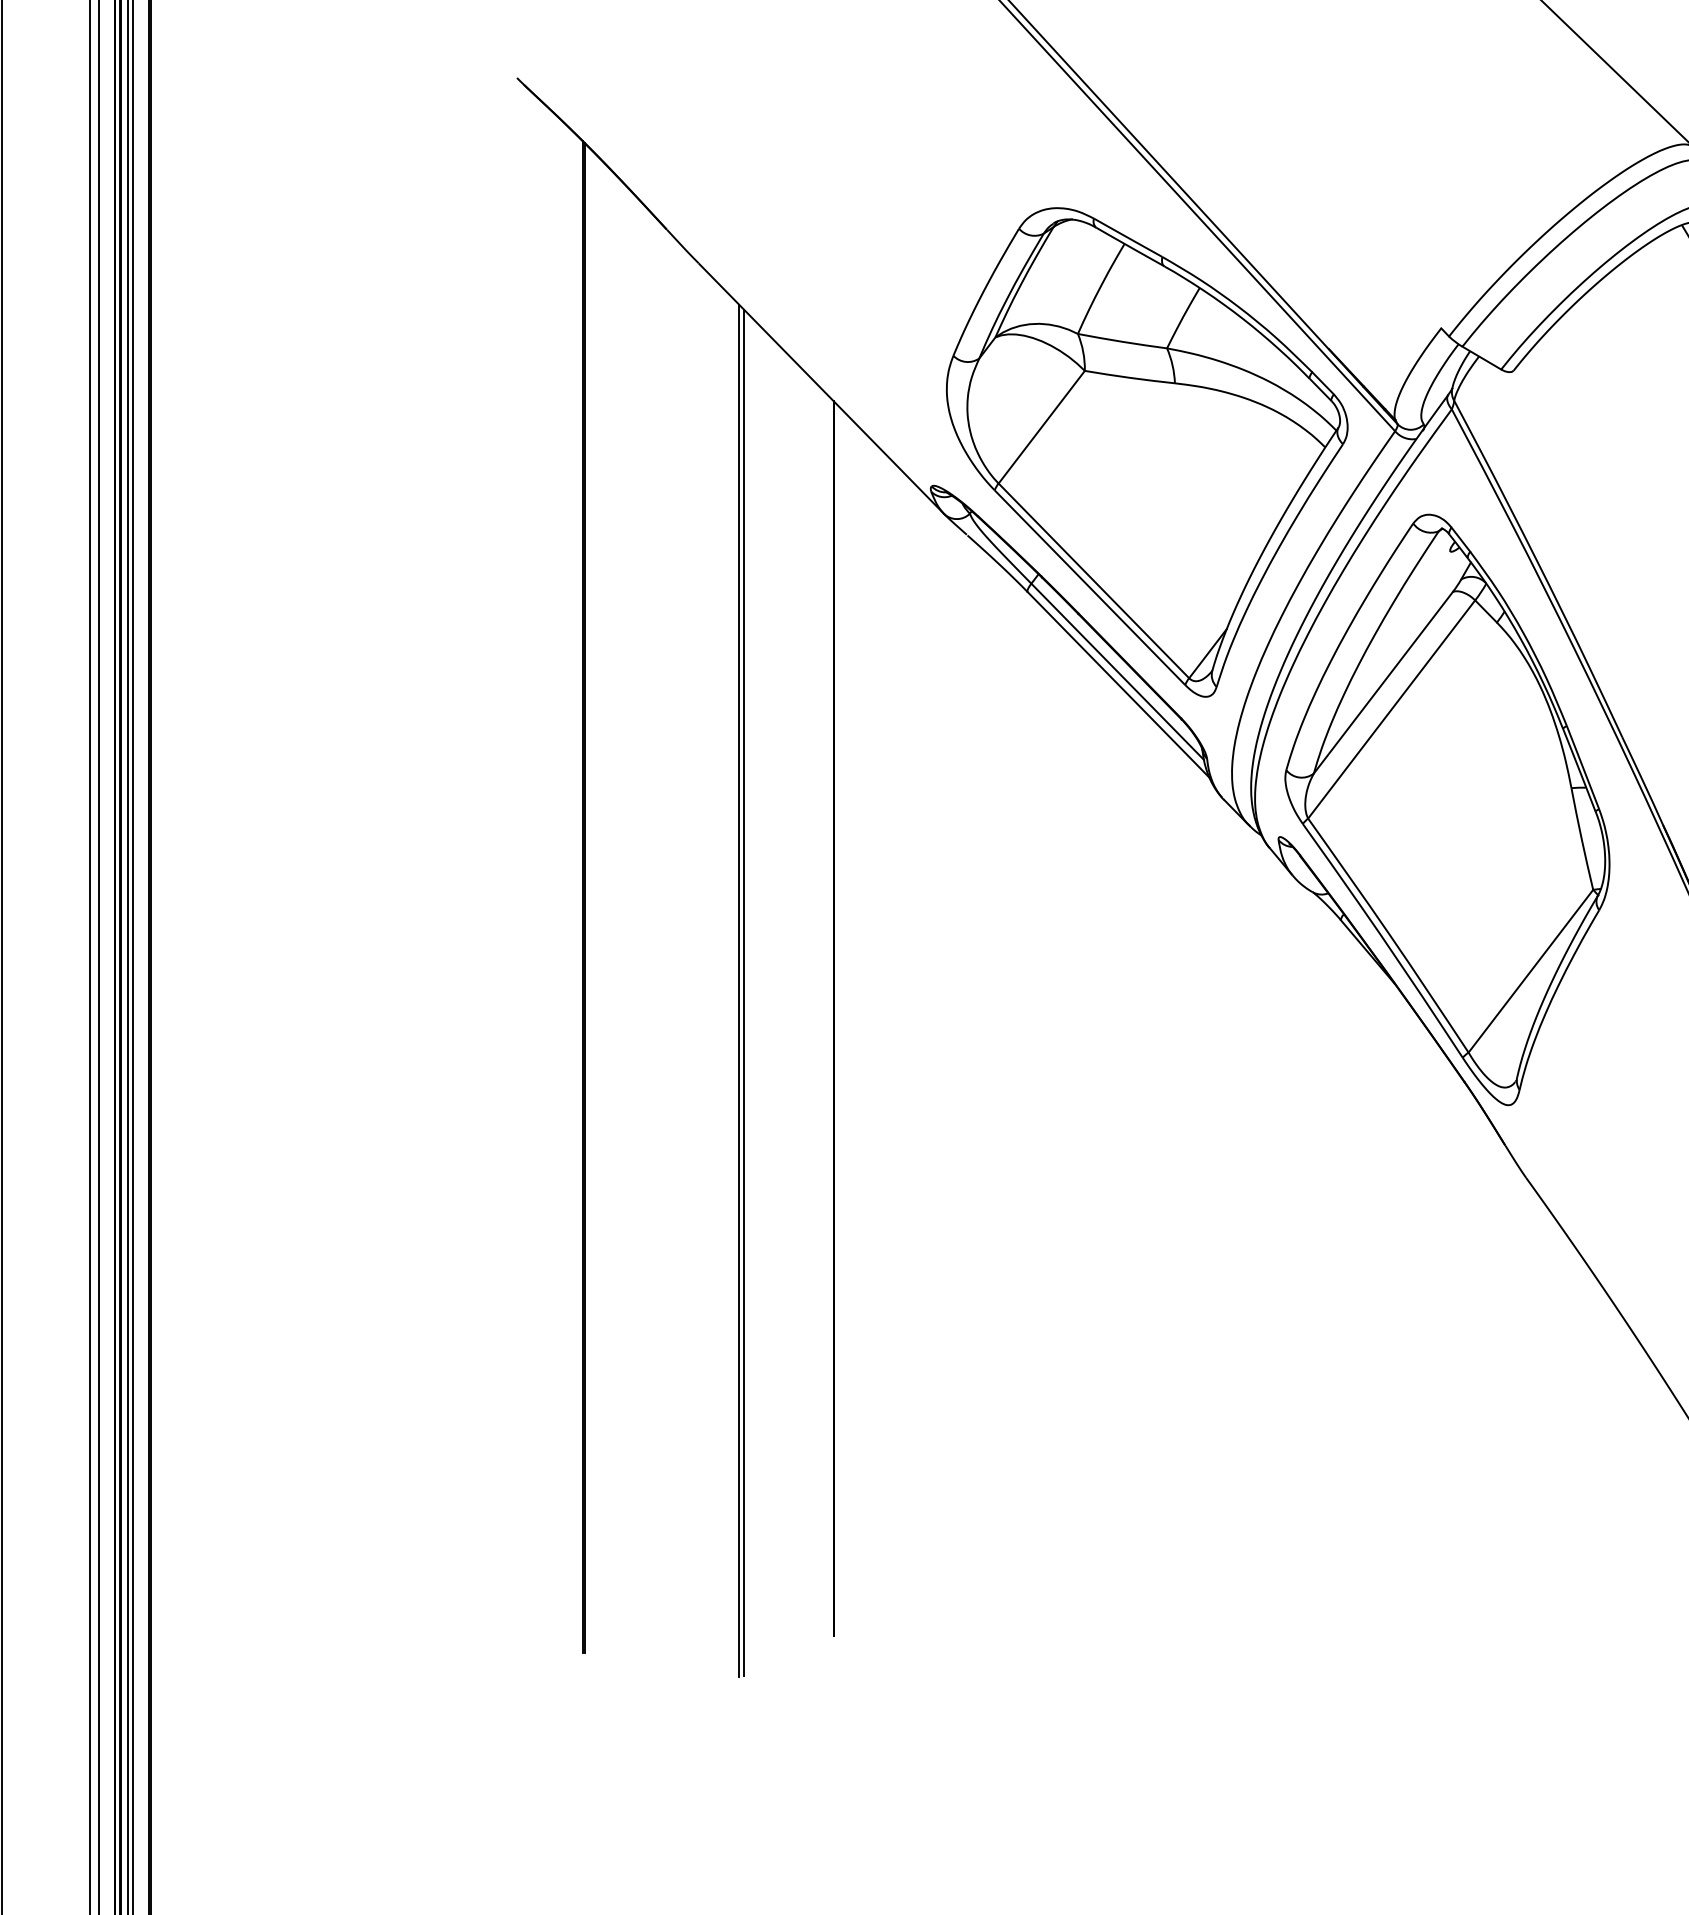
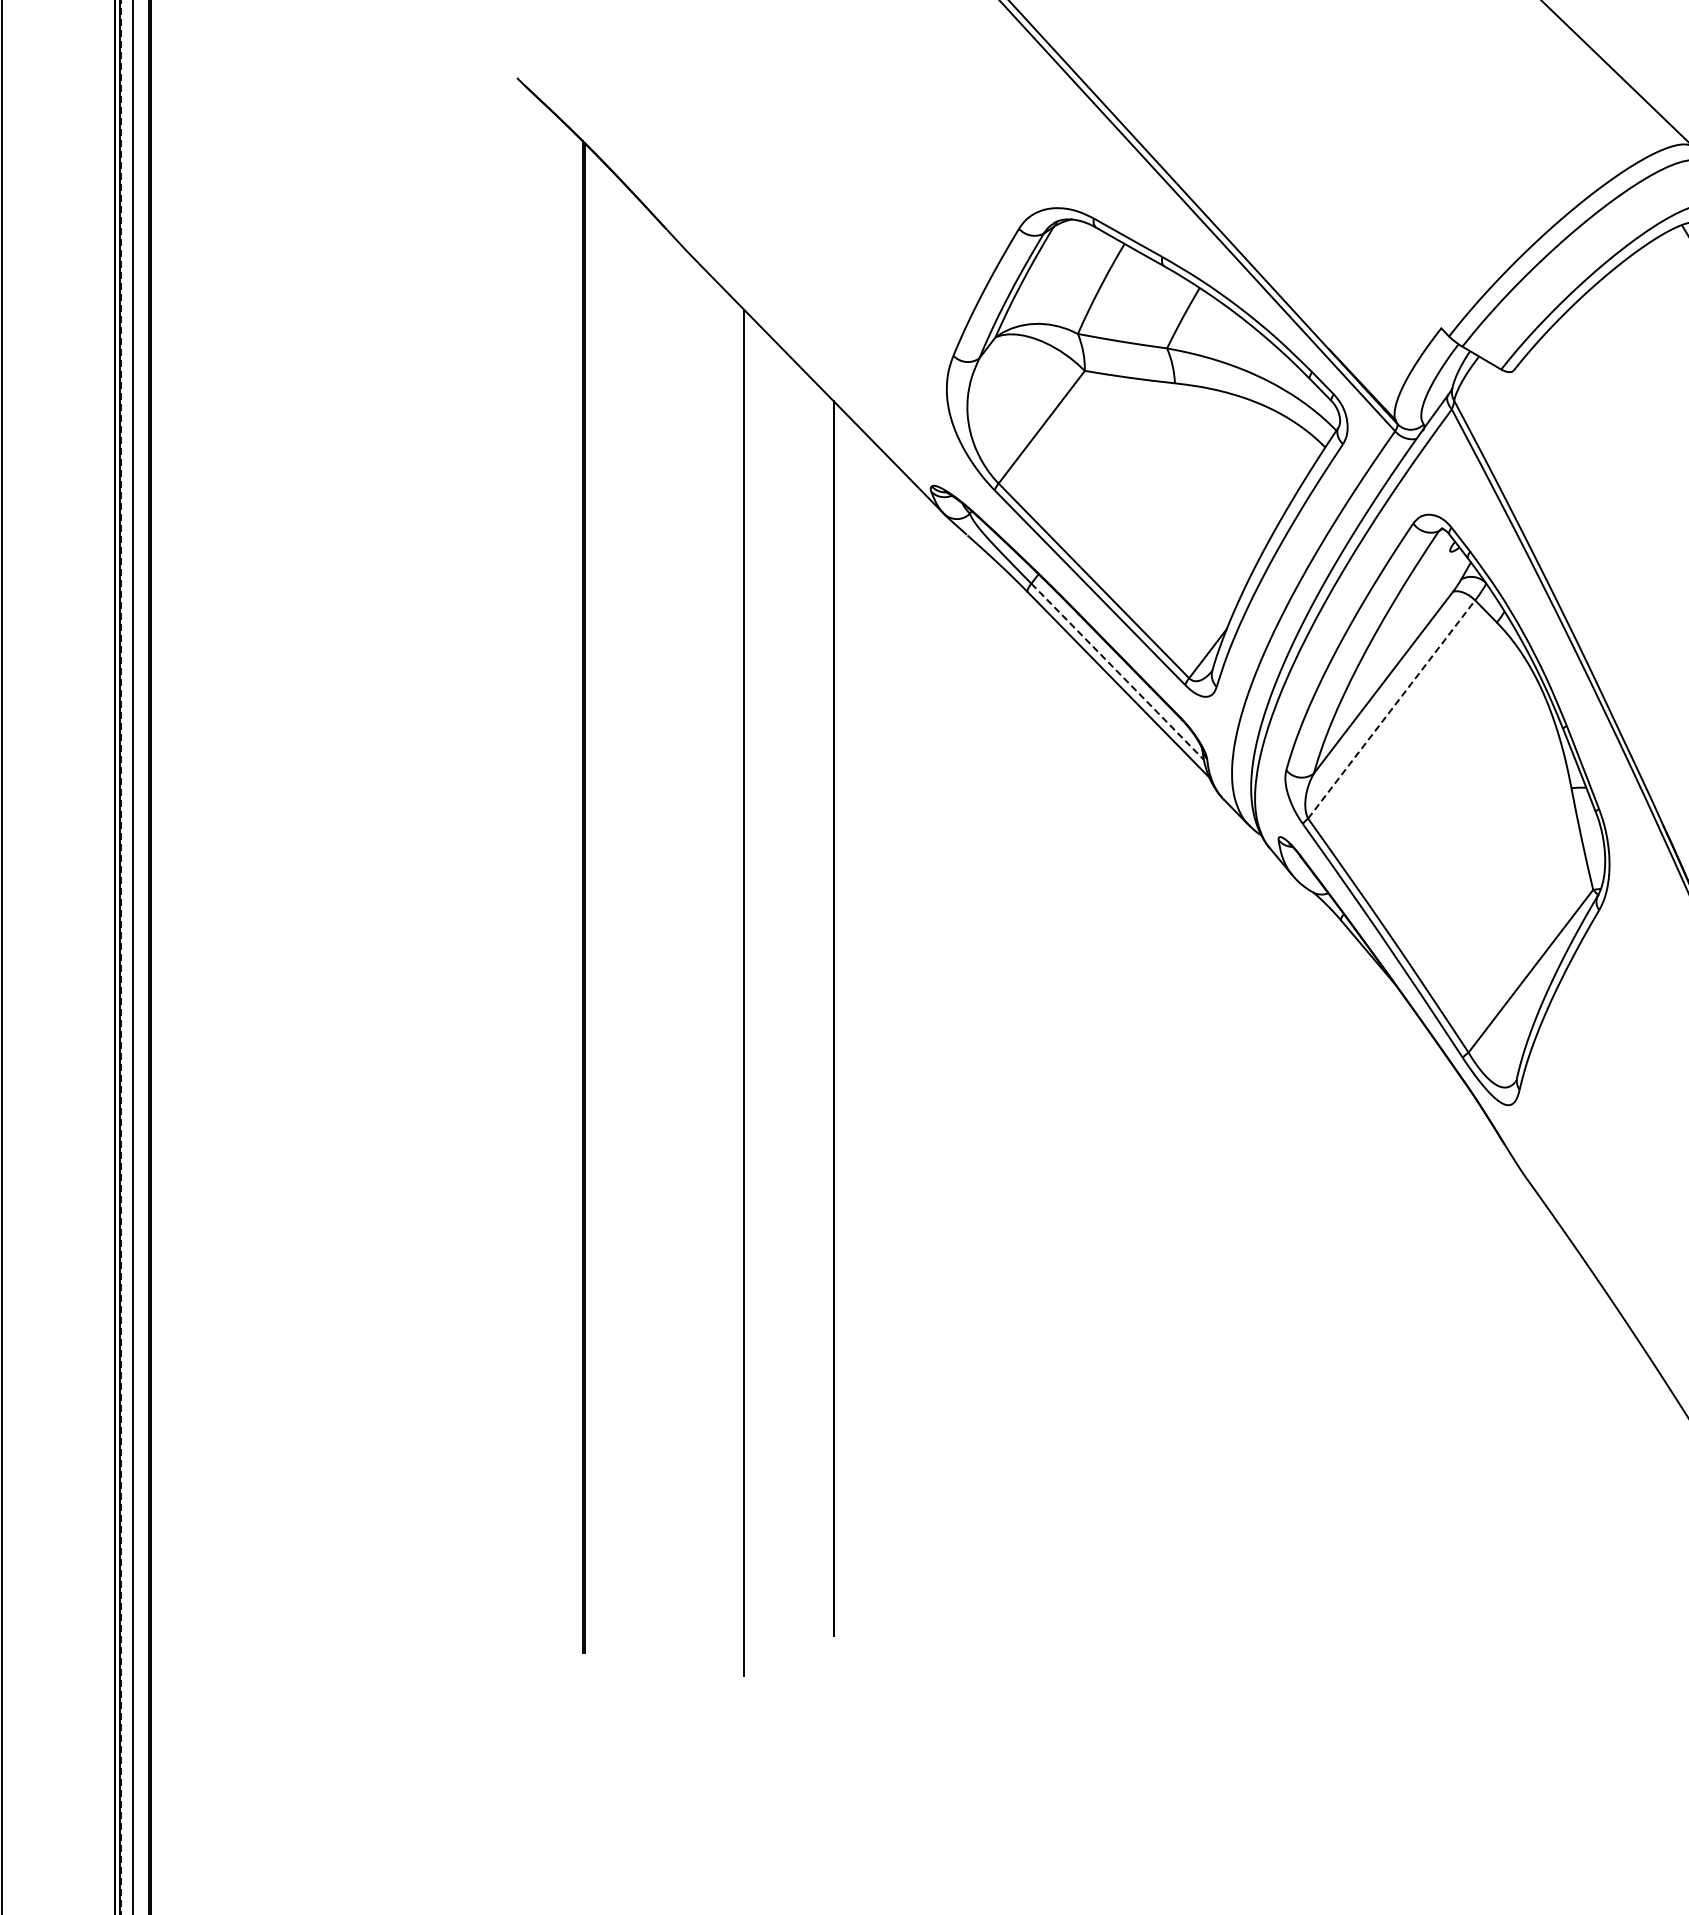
line: solid -> dashed (1118, 672)
line: solid -> dashed (1391, 709)
line: present -> none (90, 956)
line: present -> none (99, 956)
line: present -> none (128, 956)
line: solid -> dashed (121, 957)
line: present -> none (739, 990)
